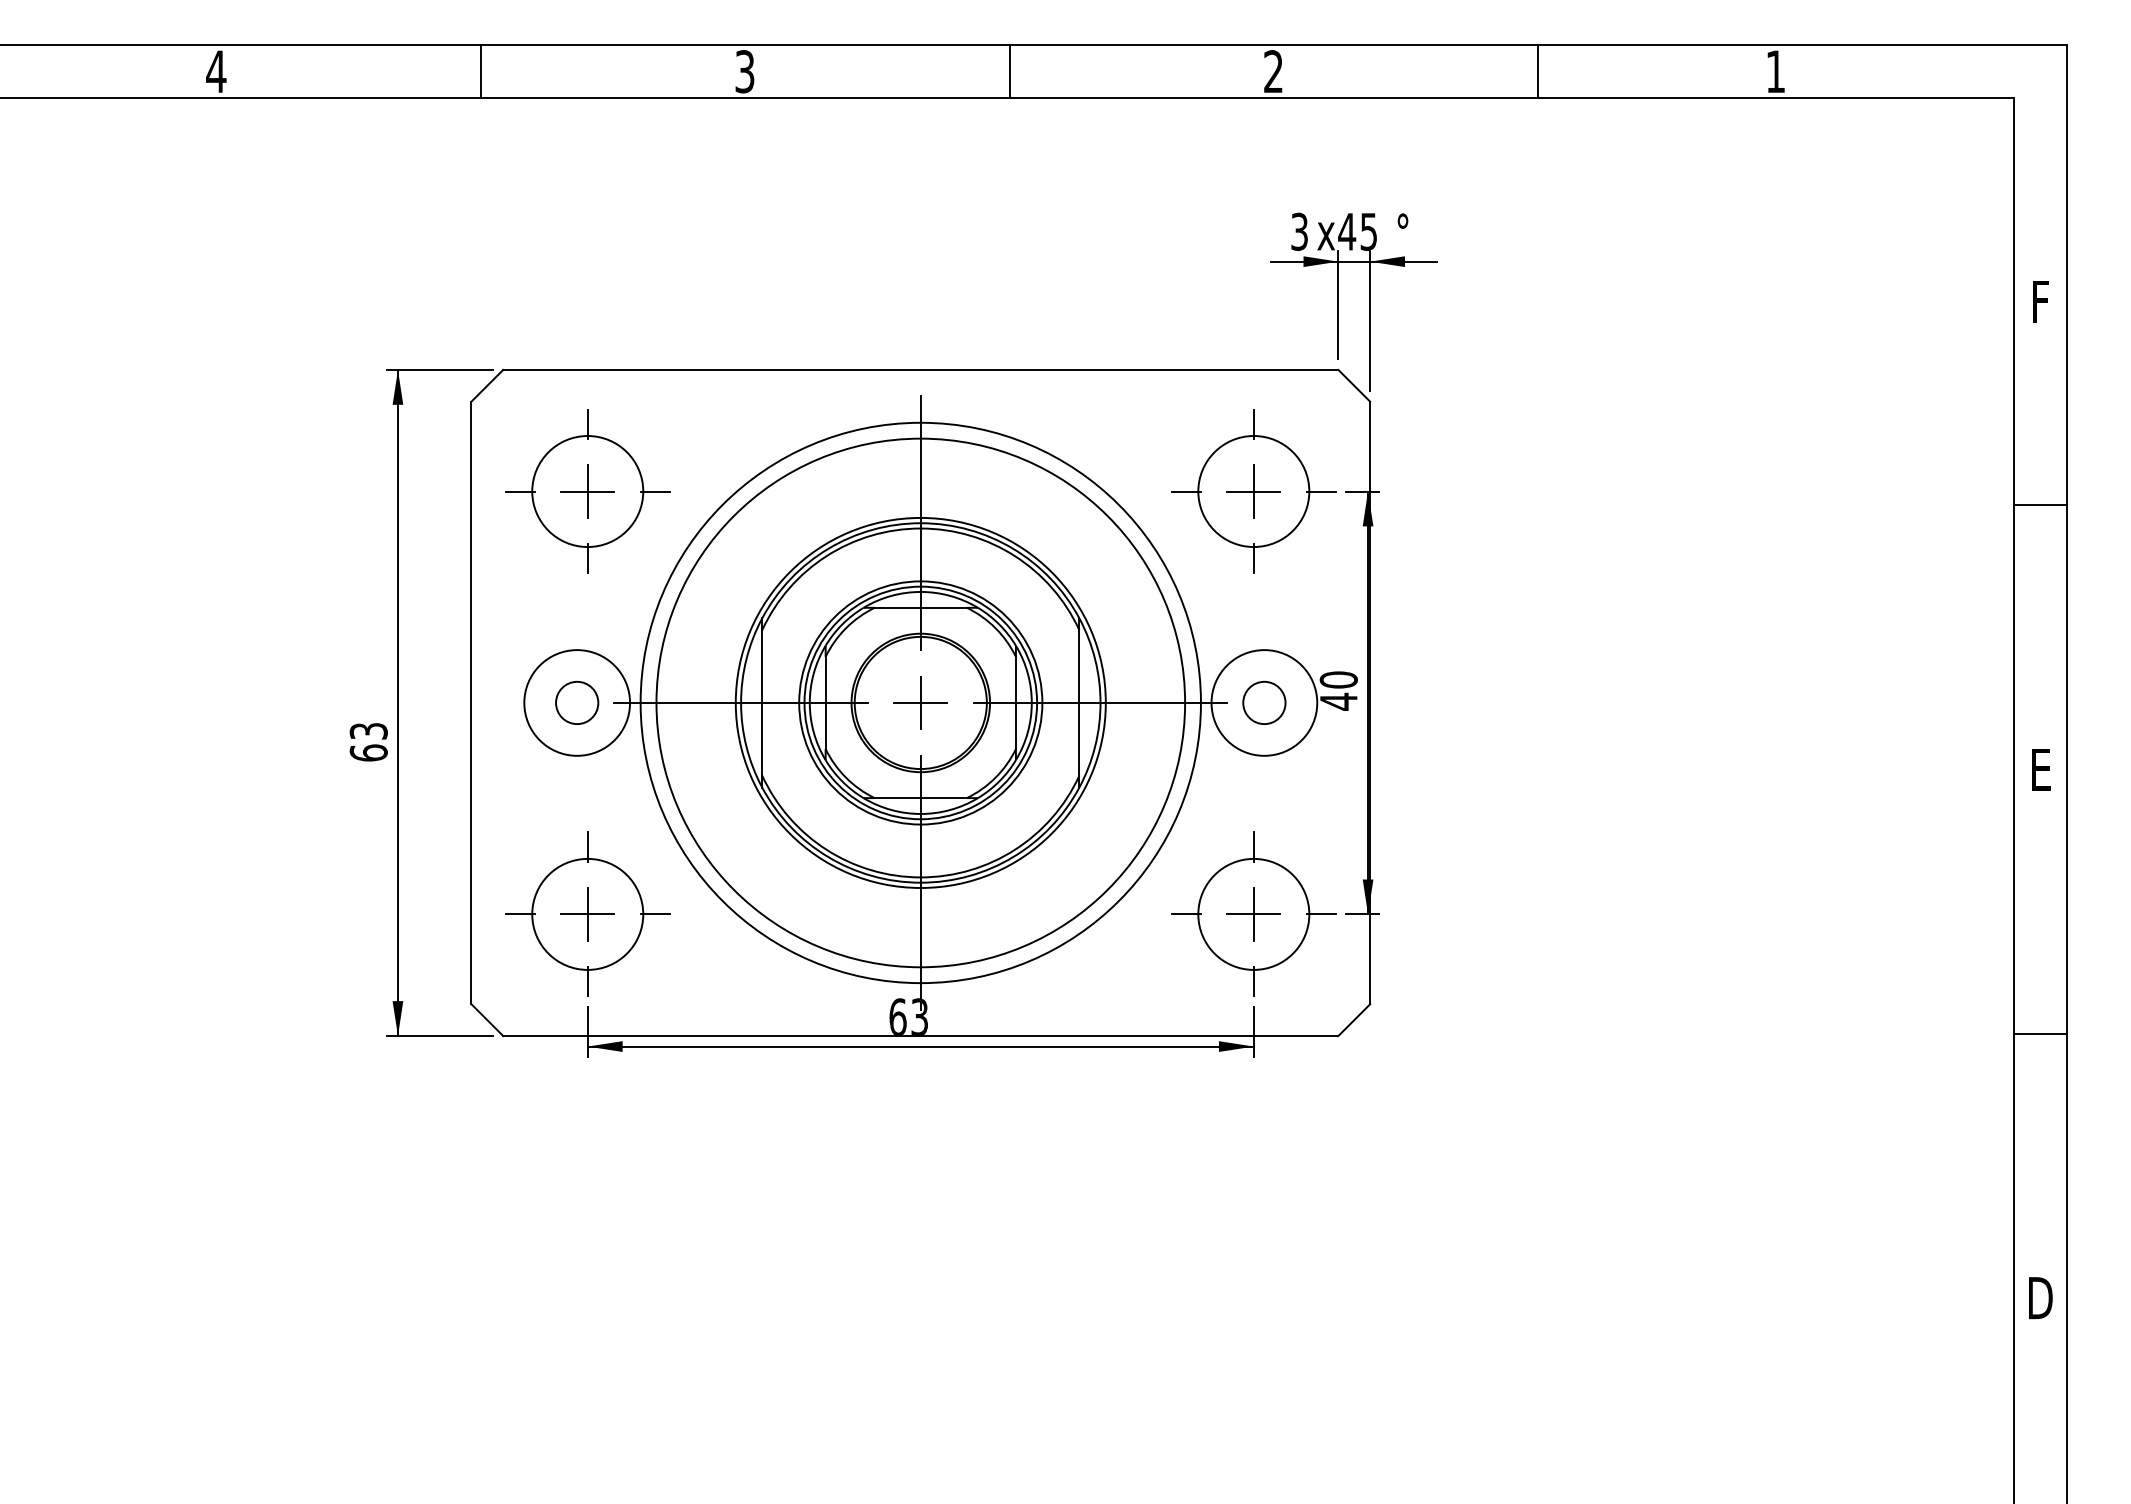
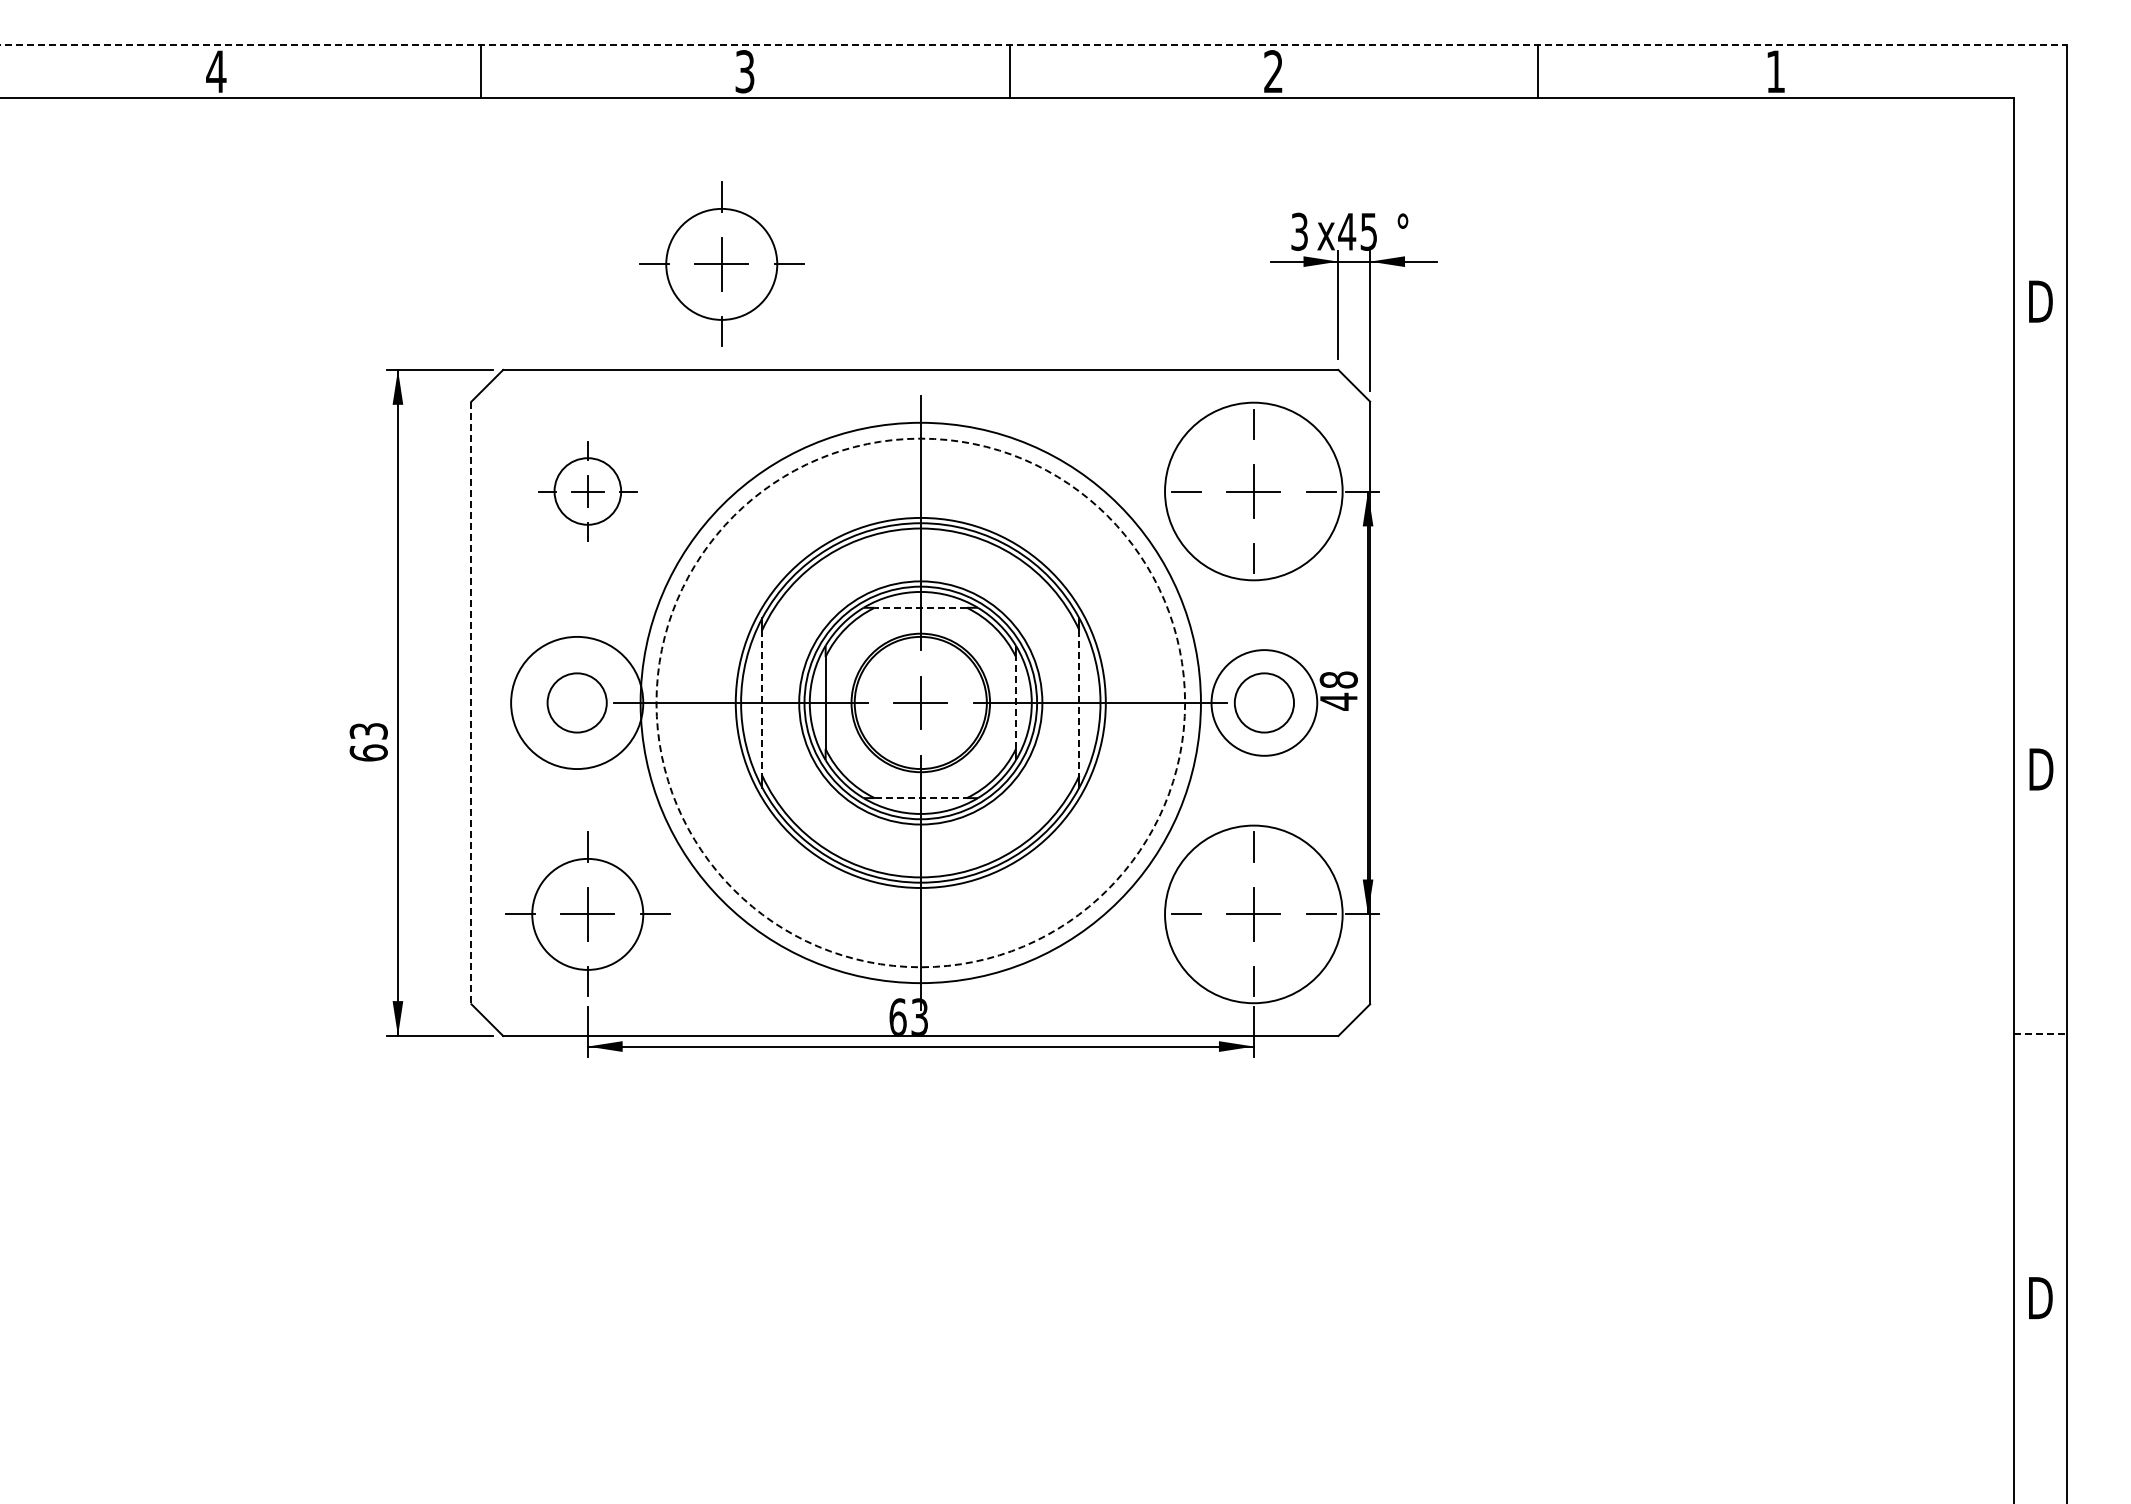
line: solid -> dashed (1034, 45)
part: none -> present (721, 263)
text: F -> D (2040, 301)
part size: 166x165 px -> 100x101 px (587, 491)
circle diameter: 111 px -> 178 px (1253, 491)
line: present -> none (2040, 505)
line: solid -> dashed (920, 607)
text: 40 -> 48 (1338, 679)
circle diameter: 106 px -> 132 px (577, 702)
circle diameter: 42 px -> 59 px (576, 702)
circle: solid -> dashed (920, 702)
line: solid -> dashed (1015, 702)
circle diameter: 42 px -> 59 px (1264, 702)
line: solid -> dashed (471, 703)
line: solid -> dashed (762, 703)
line: solid -> dashed (1079, 703)
text: E -> D (2041, 769)
line: solid -> dashed (921, 798)
circle diameter: 111 px -> 178 px (1253, 914)
line: solid -> dashed (2041, 1033)
